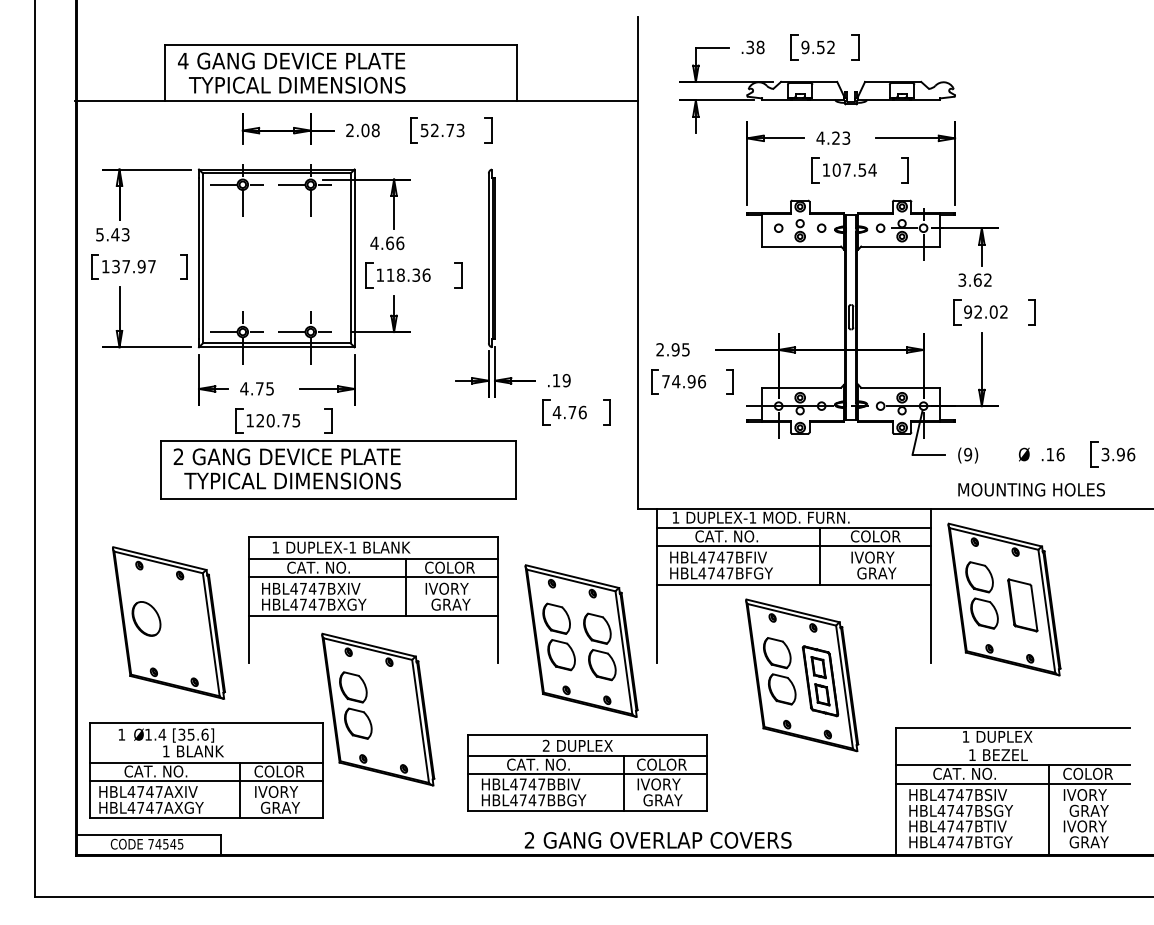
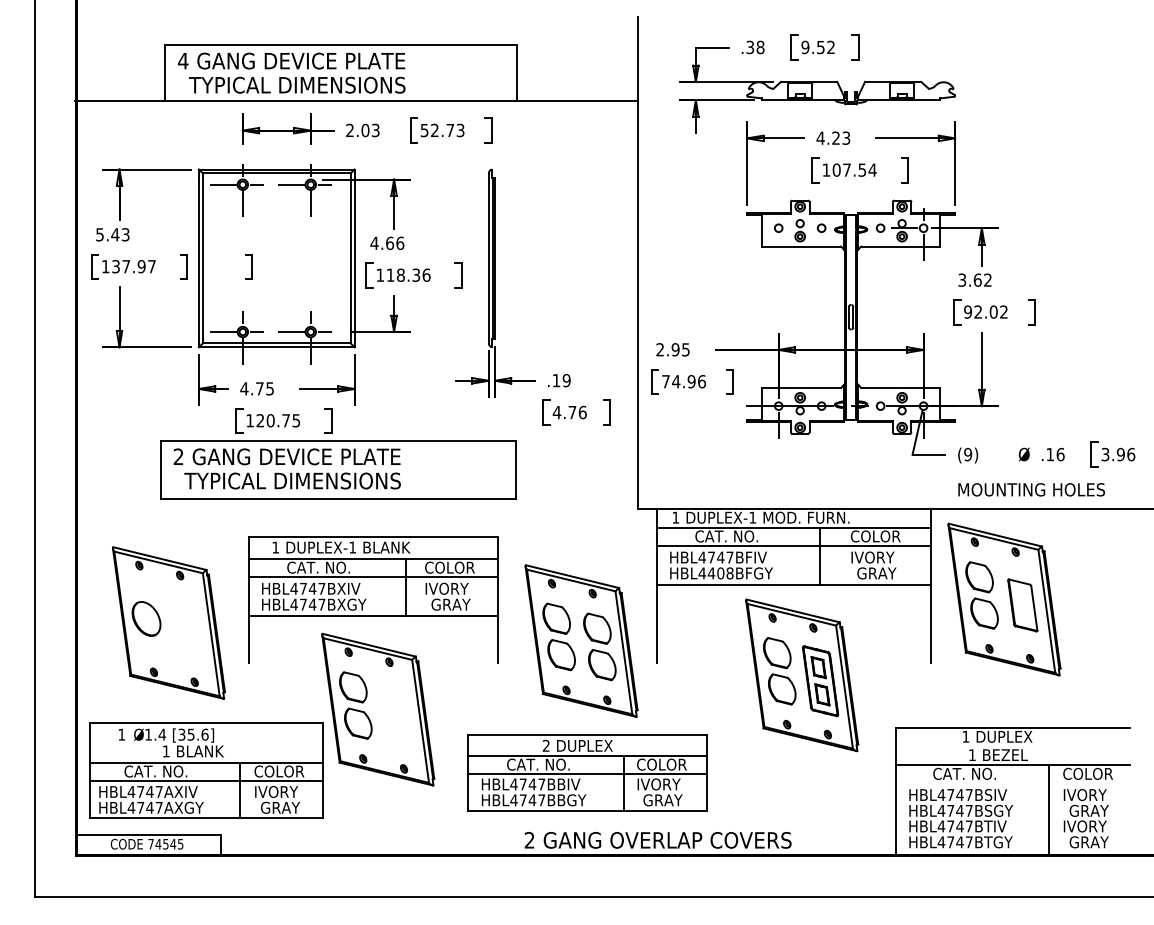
text: 2.08 -> 2.03 (375, 130)
part: none -> present (248, 266)
text: HBL4747BFGY -> HBL4408BFGY (720, 573)
line: present -> none (1012, 784)
